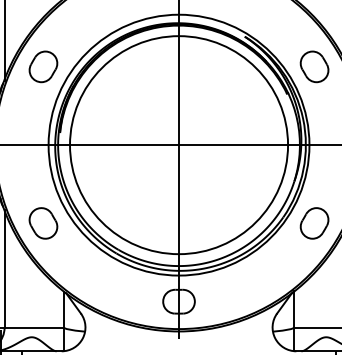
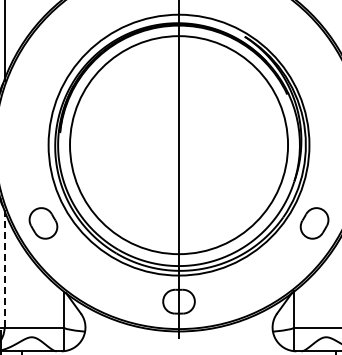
part: present -> none (43, 66)
part: present -> none (314, 66)
line: present -> none (170, 145)
line: solid -> dashed (4, 268)
